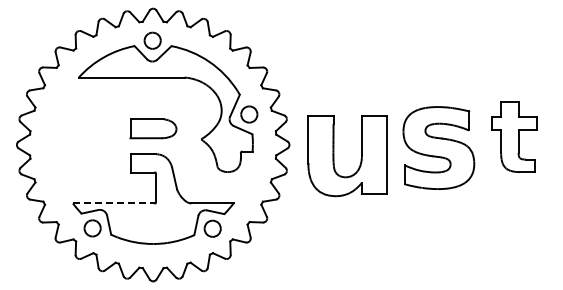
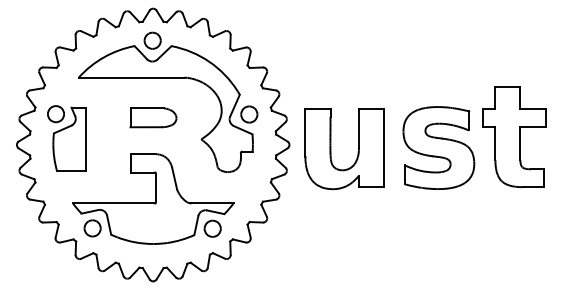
part position: (153, 128) -> (153, 117) (153, 117)
part size: 47x72 px -> 65x102 px (514, 136)
part: none -> present (66, 138)
part position: (334, 156) -> (331, 149) (331, 149)
line: dashed -> solid (113, 203)
